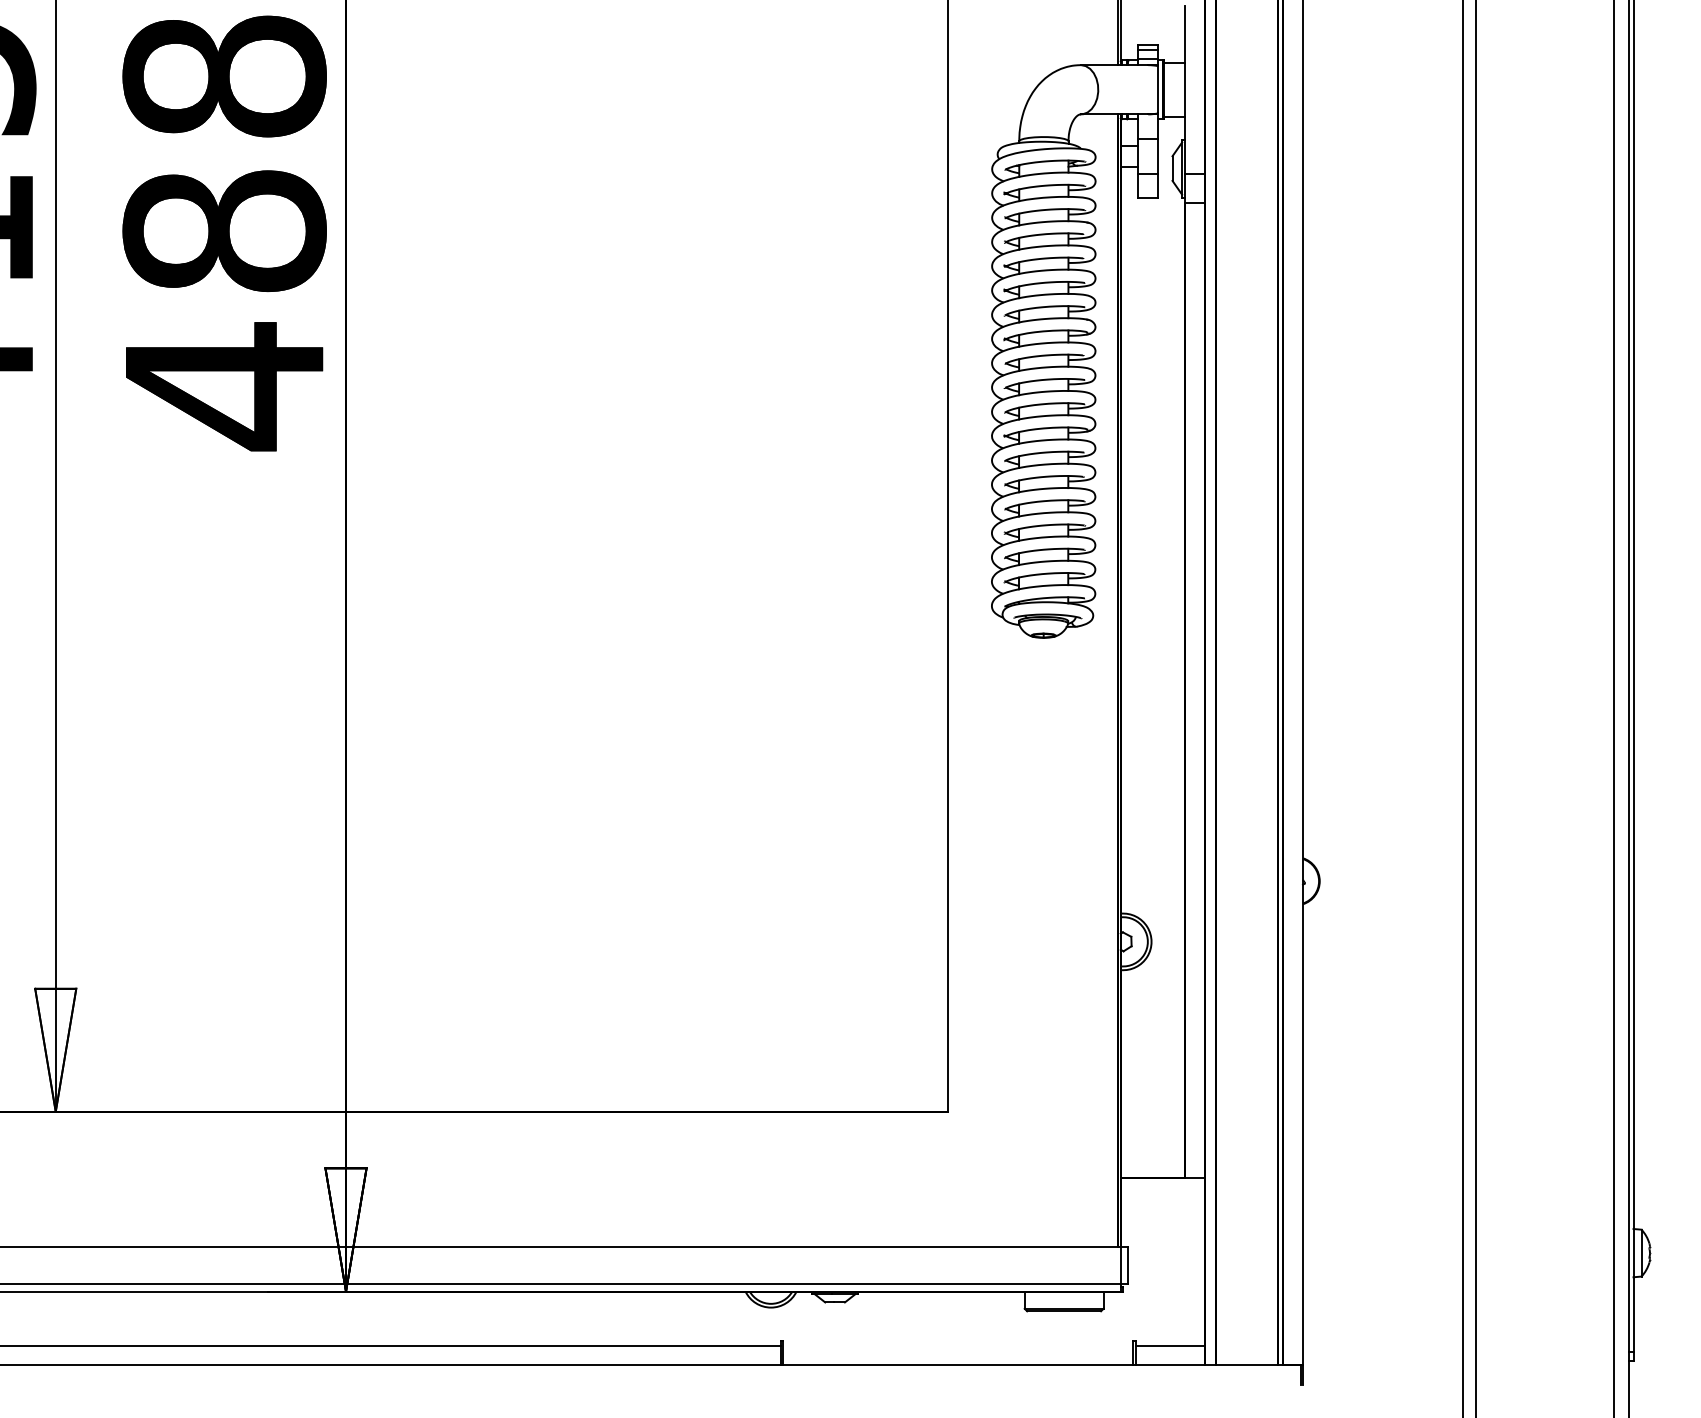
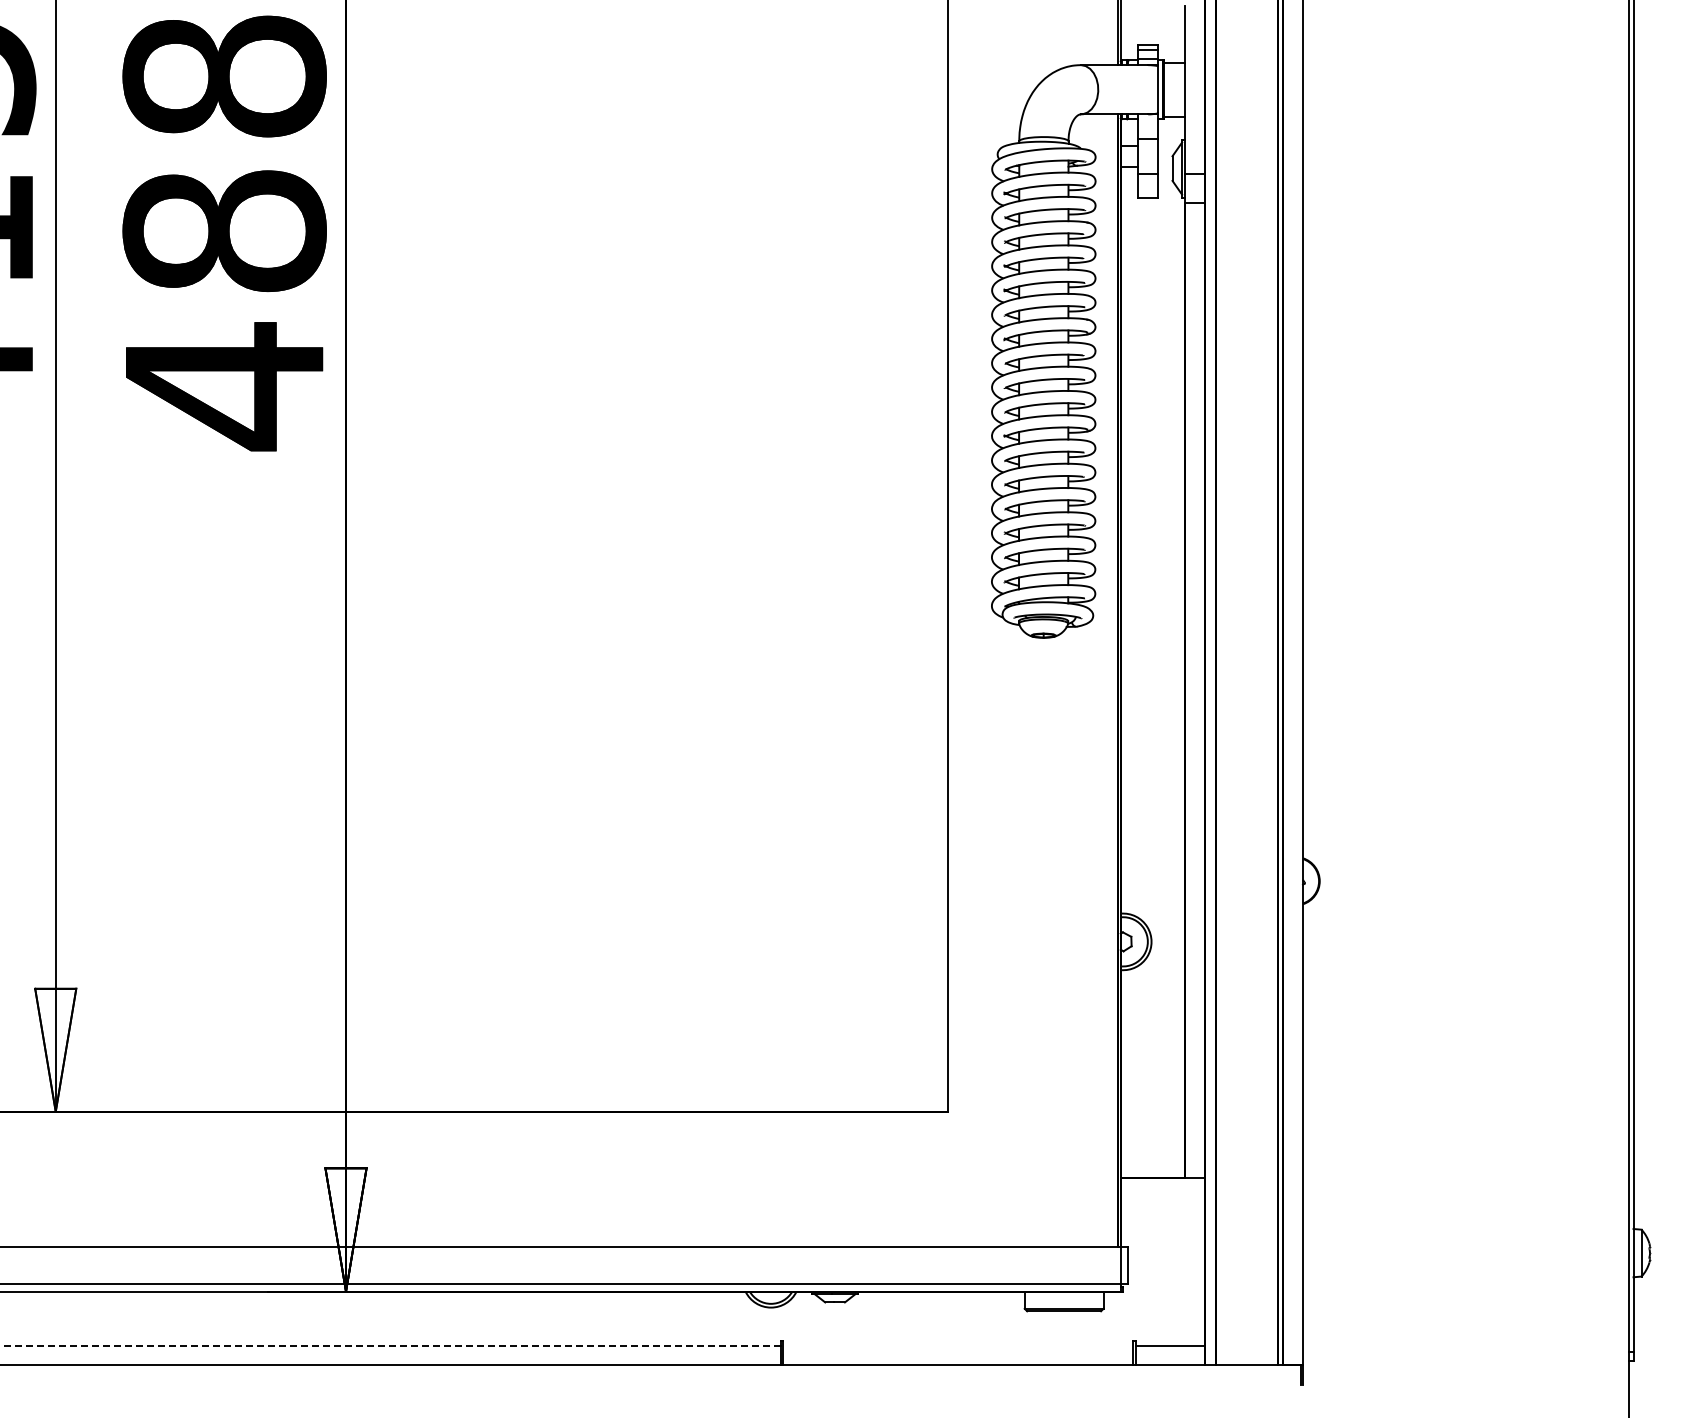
line: present -> none (1463, 708)
line: present -> none (1476, 708)
line: present -> none (1613, 708)
line: solid -> dashed (390, 1345)
